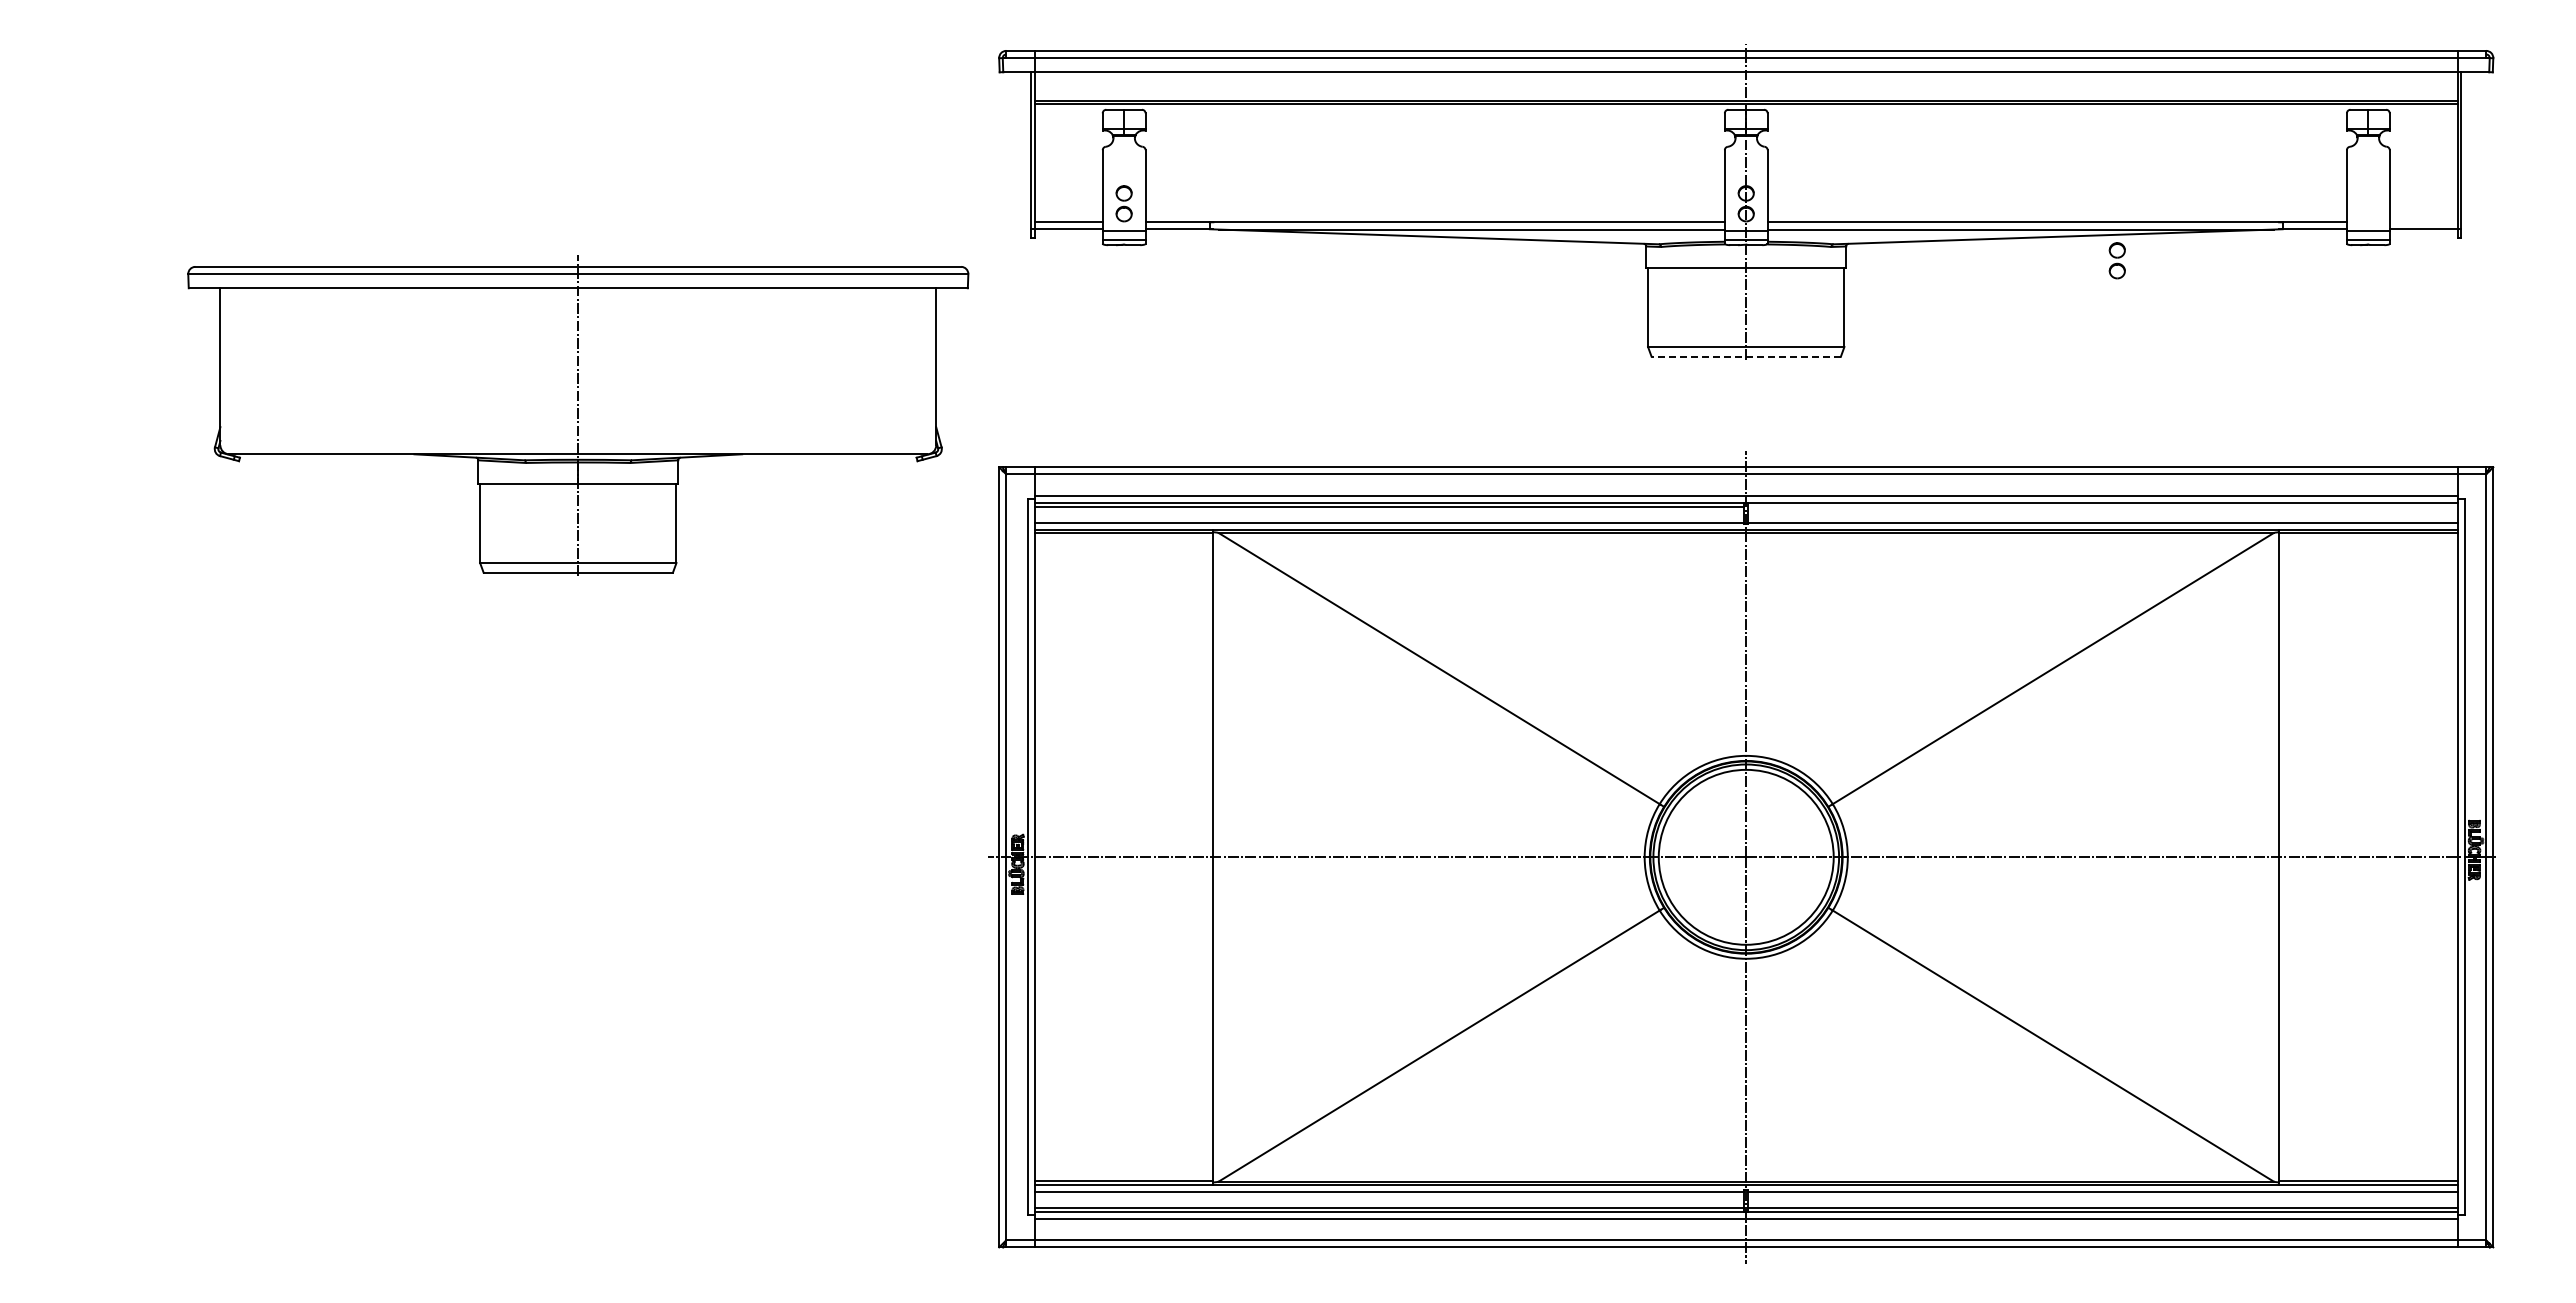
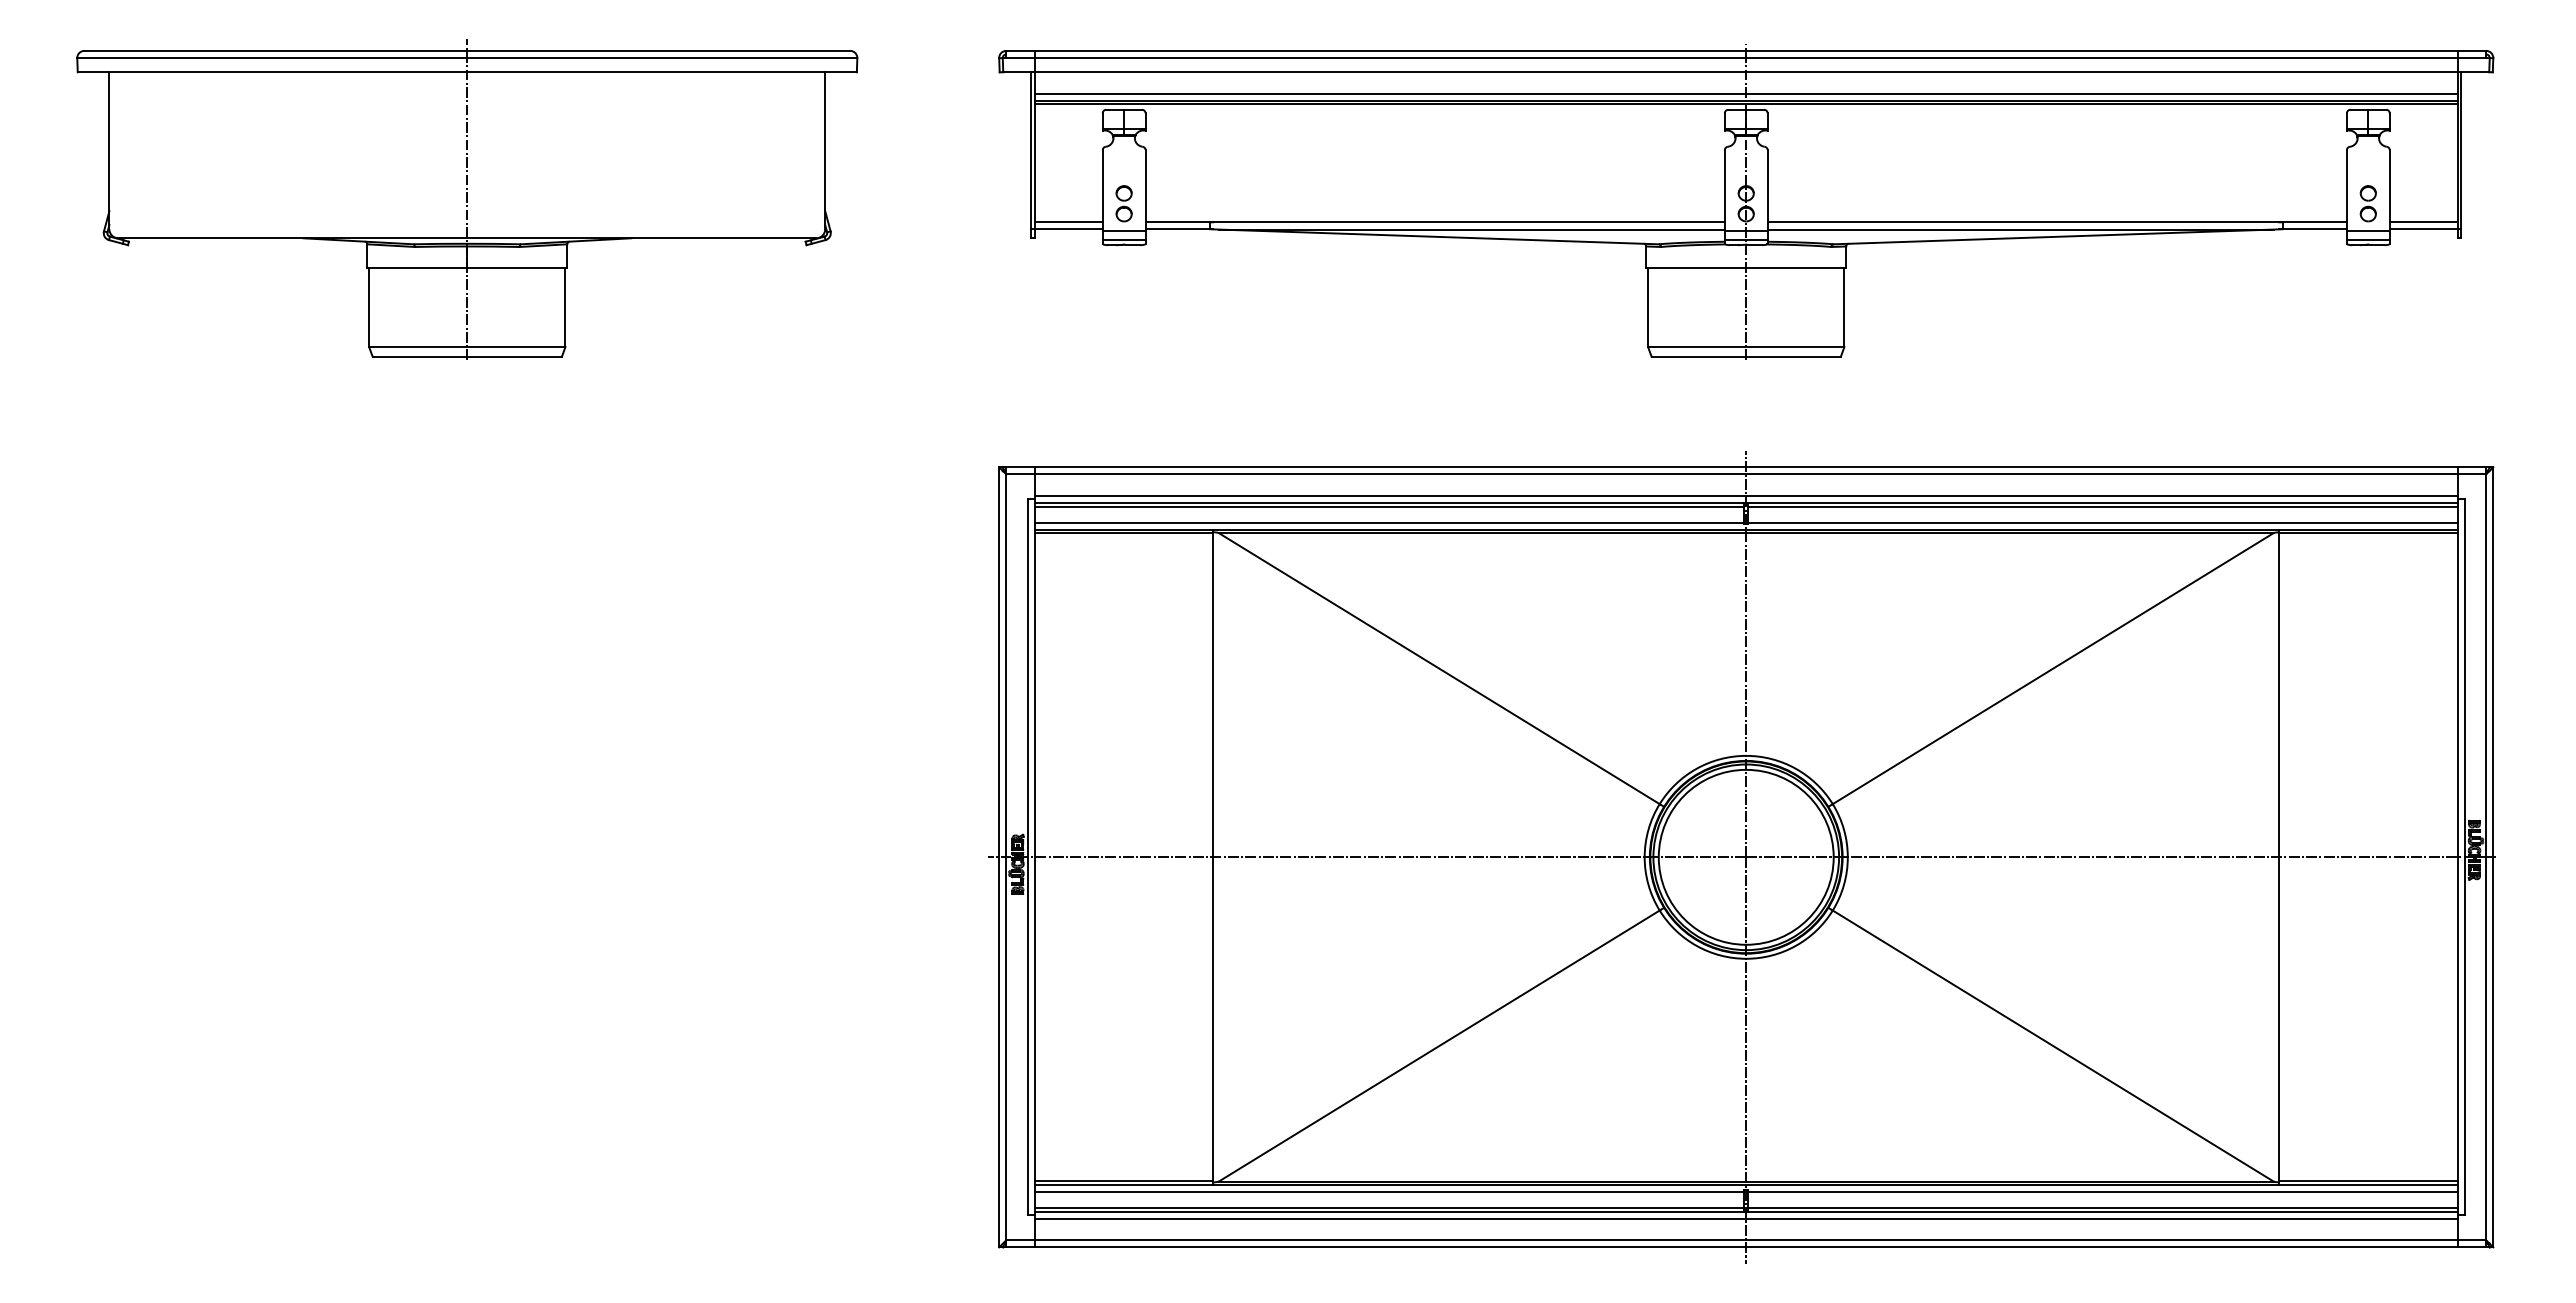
line: none -> present (1745, 93)
line: none -> present (2423, 222)
part position: (2116, 260) -> (2367, 203) (2367, 203)
line: dashed -> solid (1746, 356)
part position: (578, 415) -> (467, 199) (467, 199)
line: none -> present (2102, 506)
